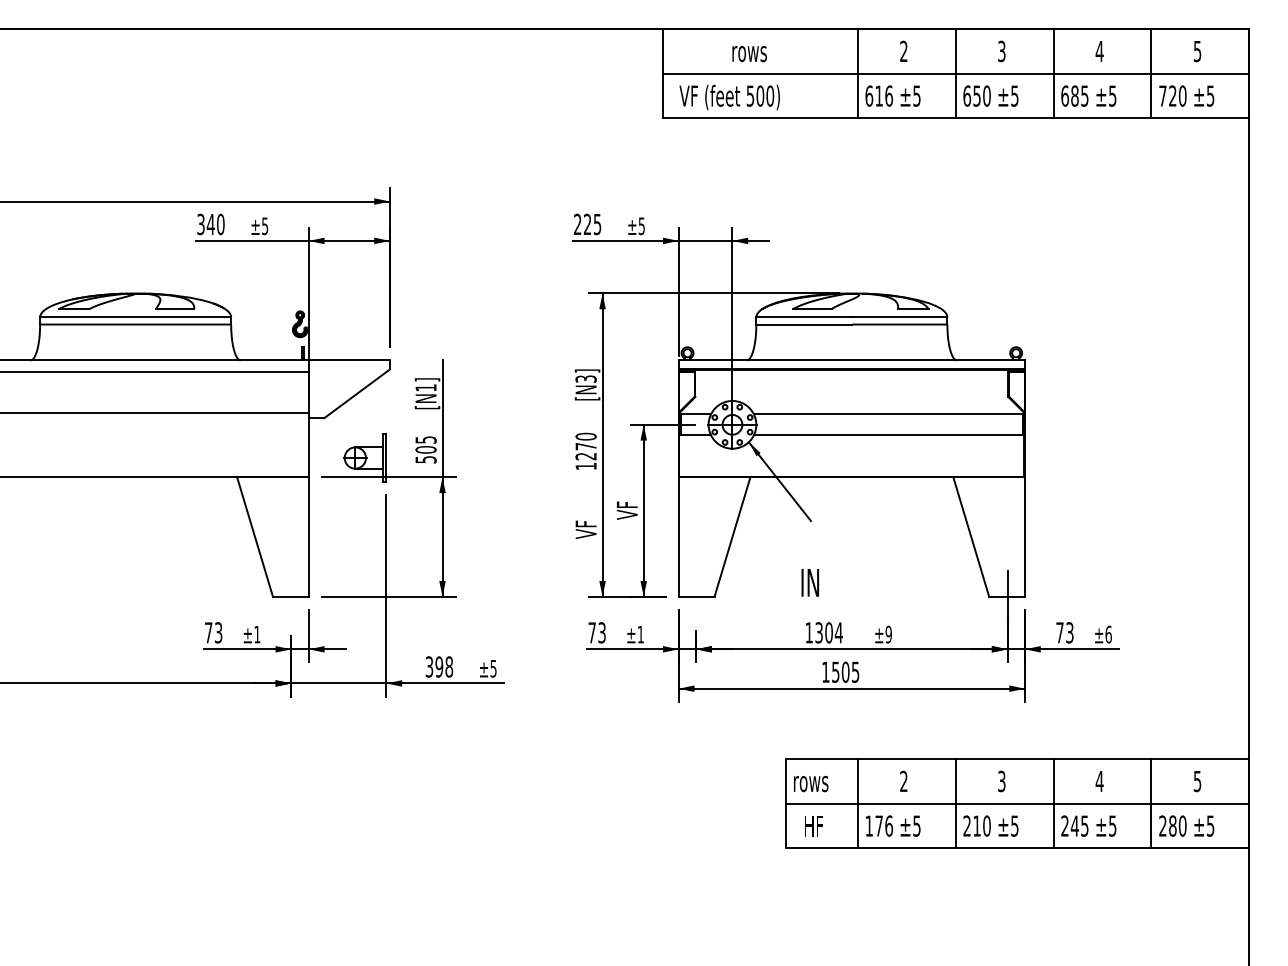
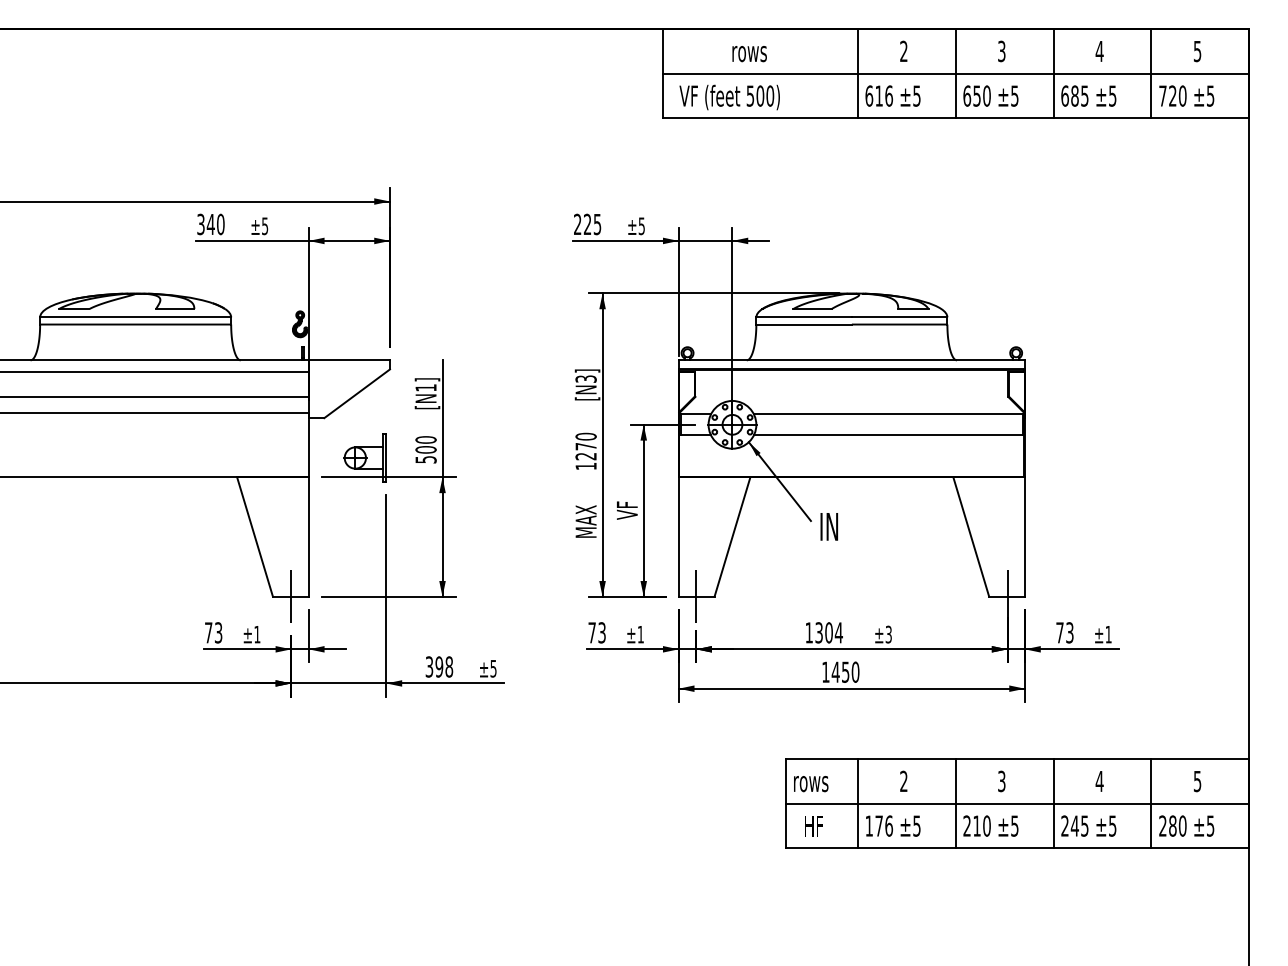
line: none -> present (155, 396)
text: 505 -> 500 (425, 439)
text: VF -> MAX (585, 521)
text position: (809, 582) -> (828, 526) (828, 526)
line: none -> present (291, 596)
line: none -> present (696, 596)
text: ±9 -> ±3 (888, 634)
text: ±6 -> ±1 (1108, 634)
text: 1505 -> 1450 (845, 671)
